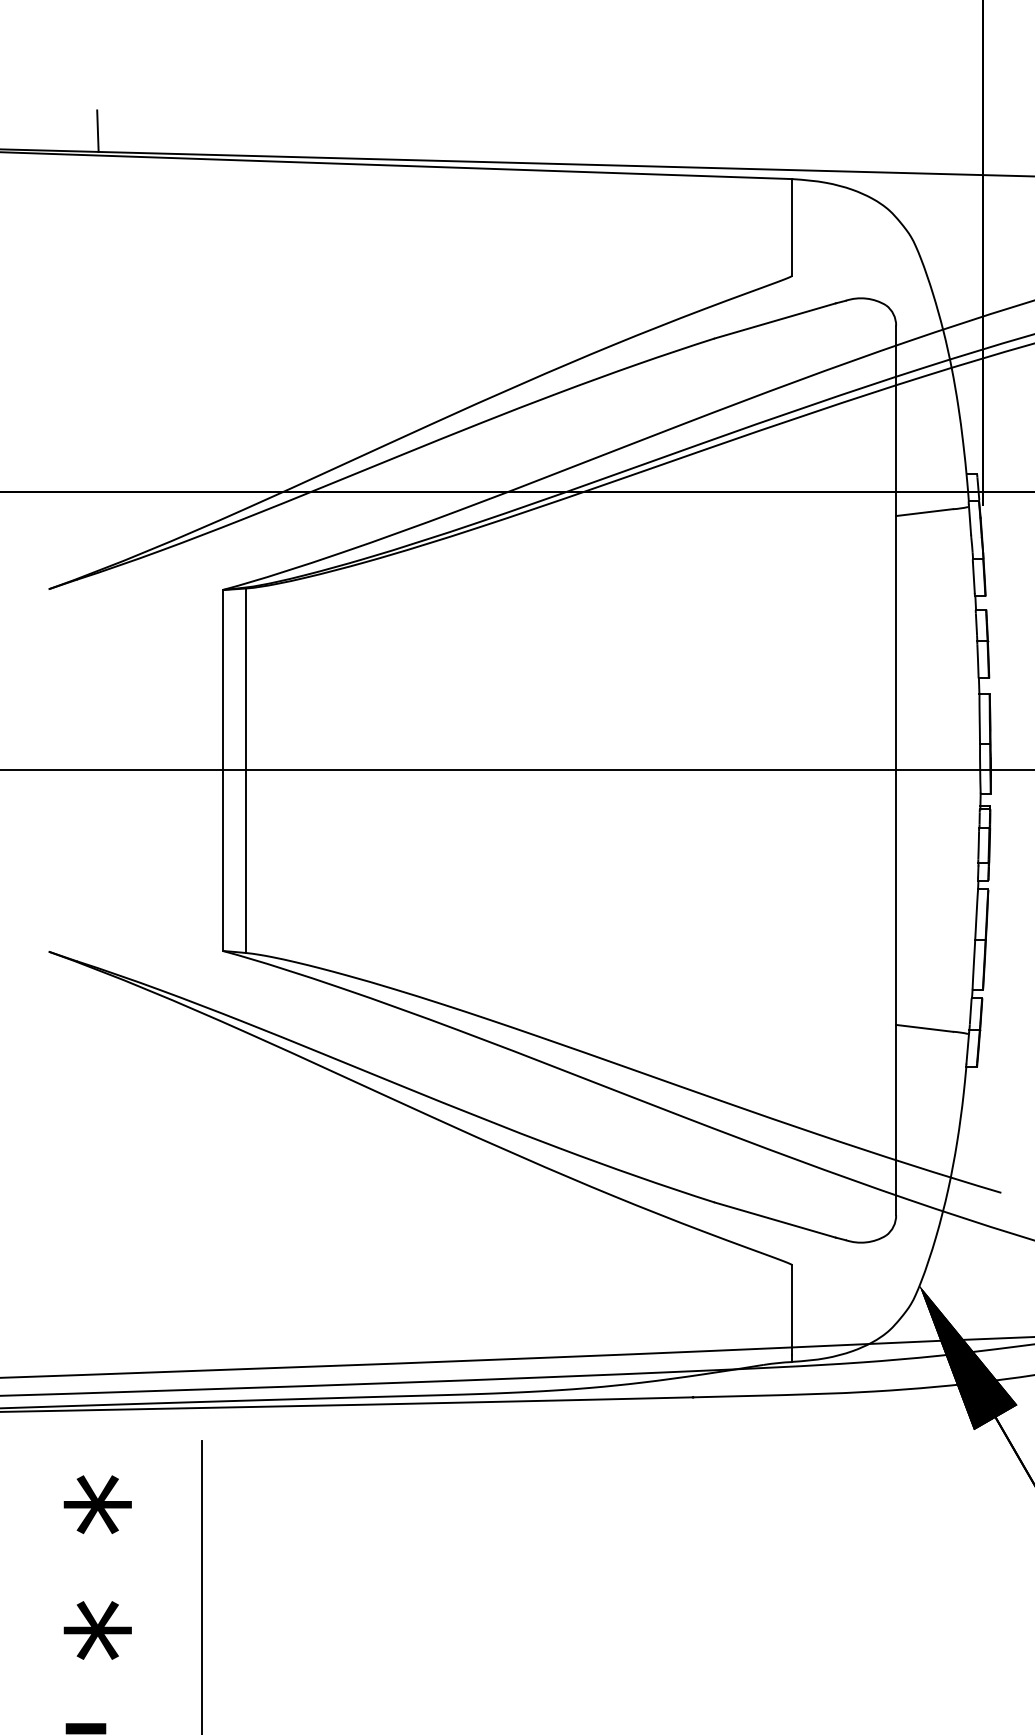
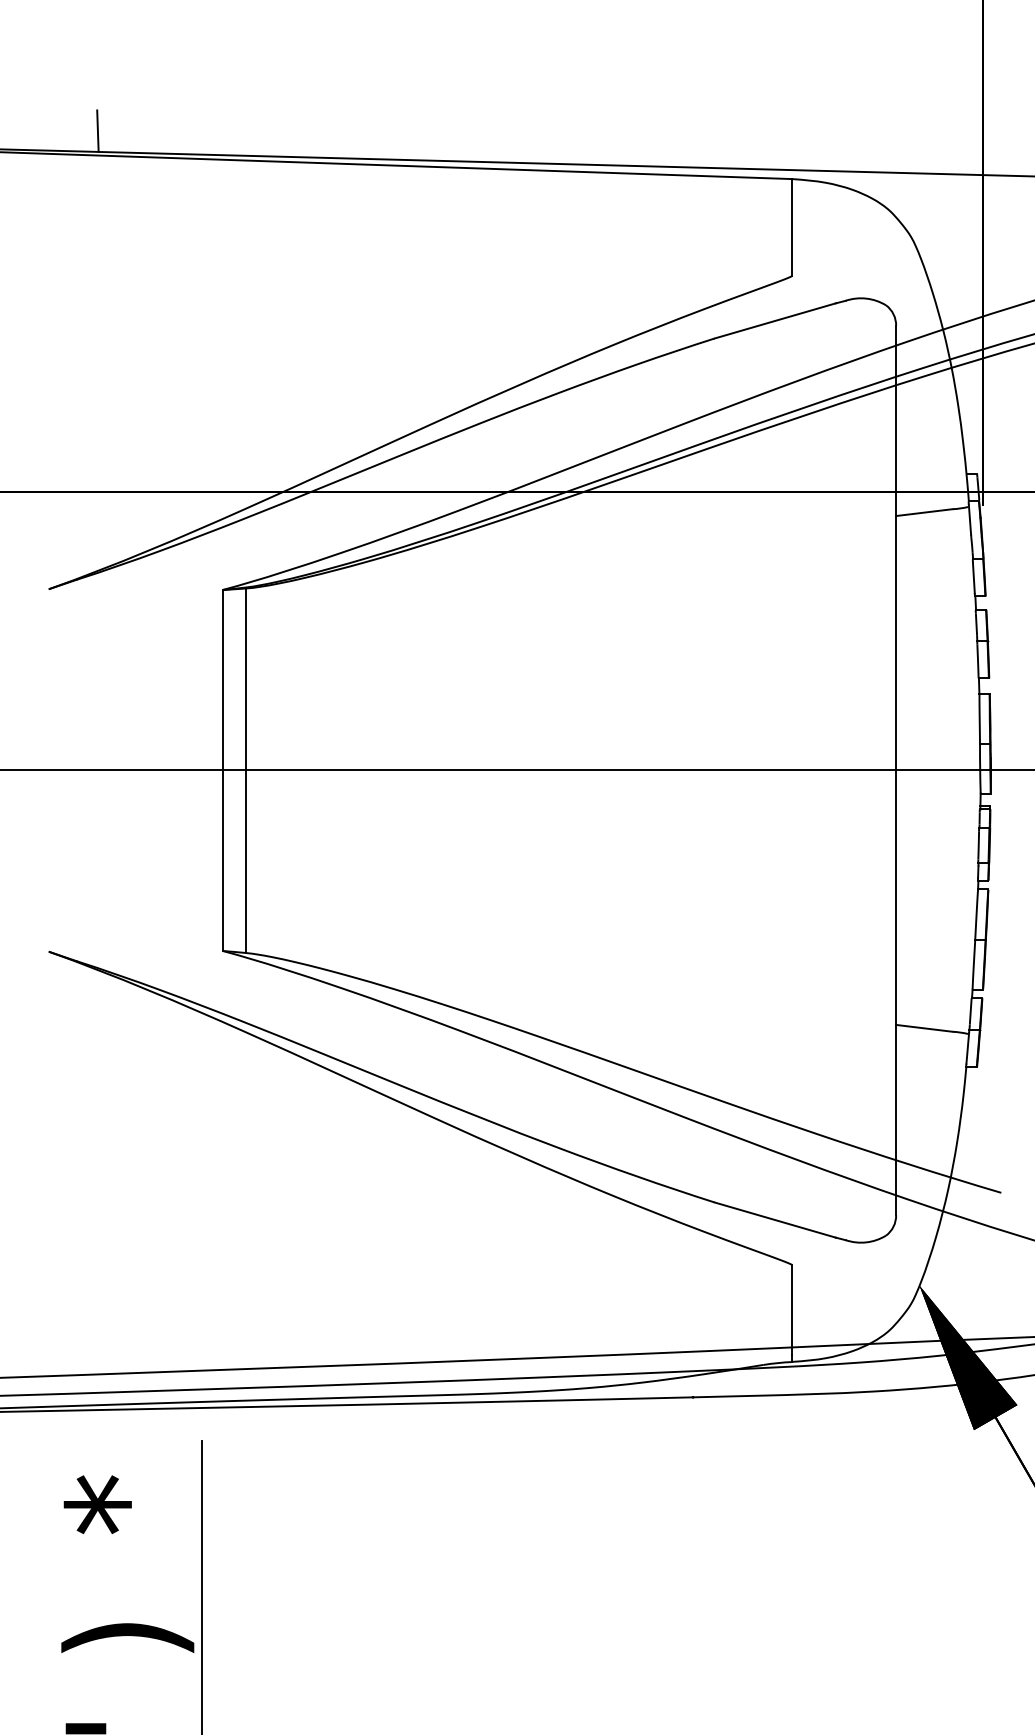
text: * -> ) (127, 1630)
